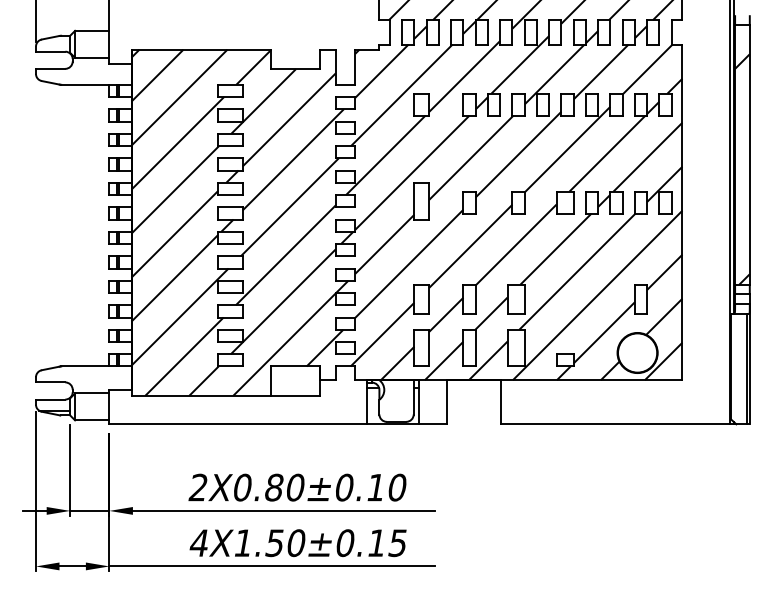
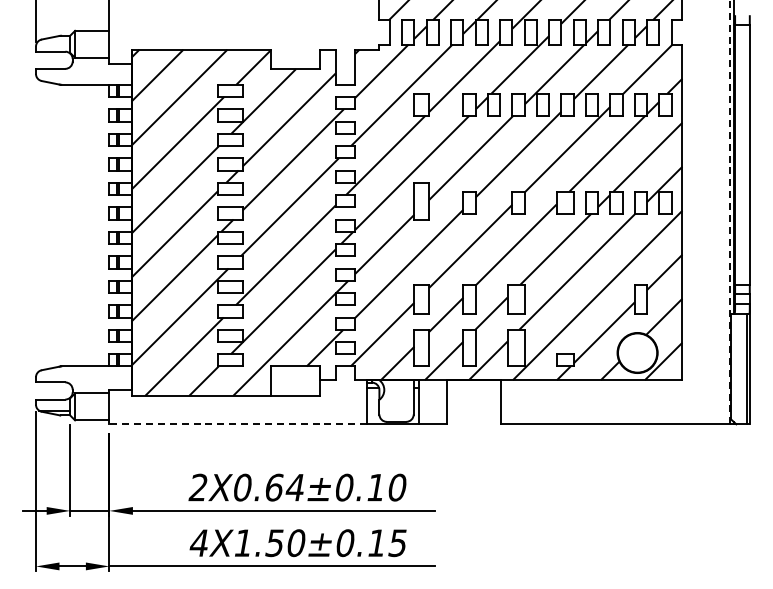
hatch: present -> none (742, 169)
line: solid -> dashed (729, 212)
line: solid -> dashed (238, 424)
text: 2X0.80±0.10 -> 2X0.64±0.10 (284, 487)
